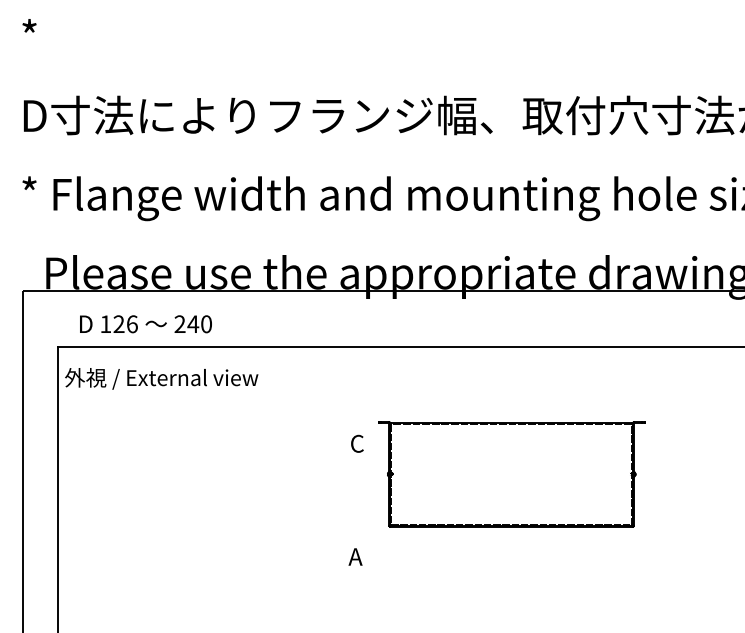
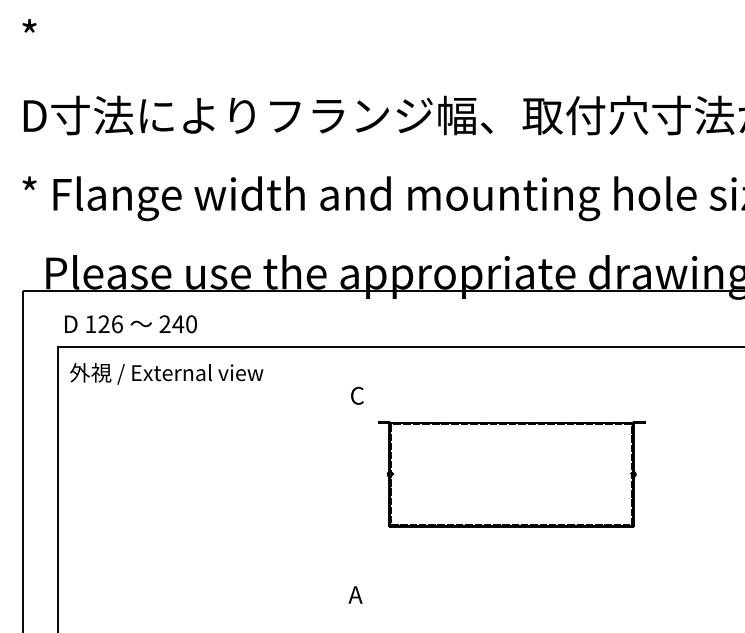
text position: (145, 324) -> (130, 324) (130, 324)
text position: (161, 378) -> (166, 373) (166, 373)
text position: (357, 443) -> (357, 395) (357, 395)
text position: (355, 556) -> (355, 594) (355, 594)
